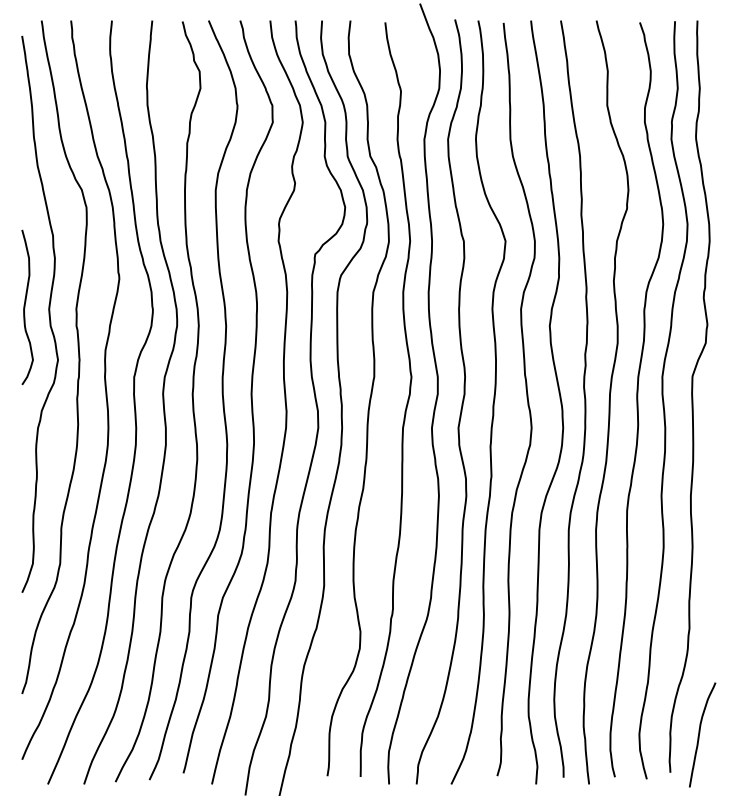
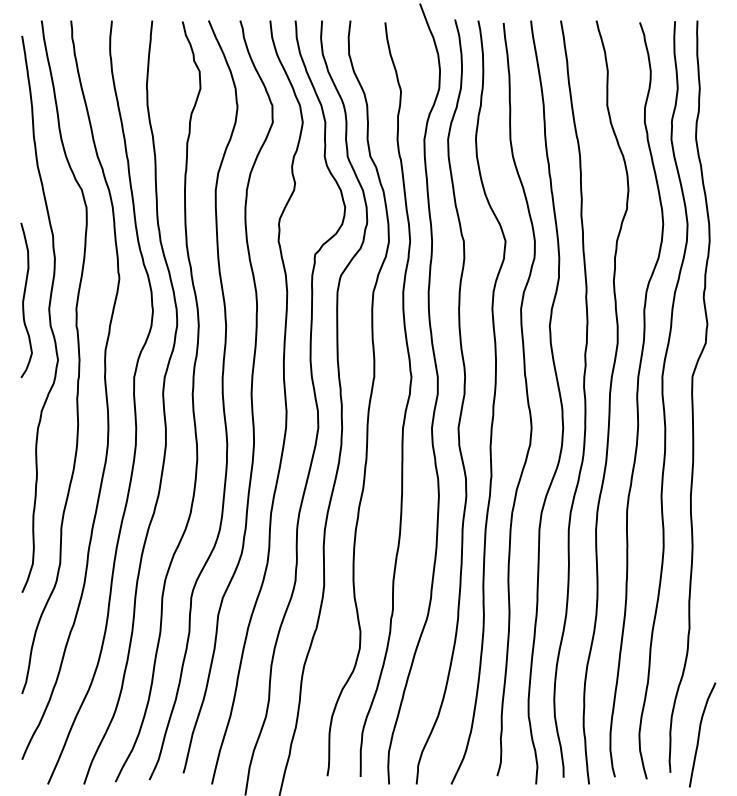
curve position: (25, 307) -> (24, 300) (24, 300)
